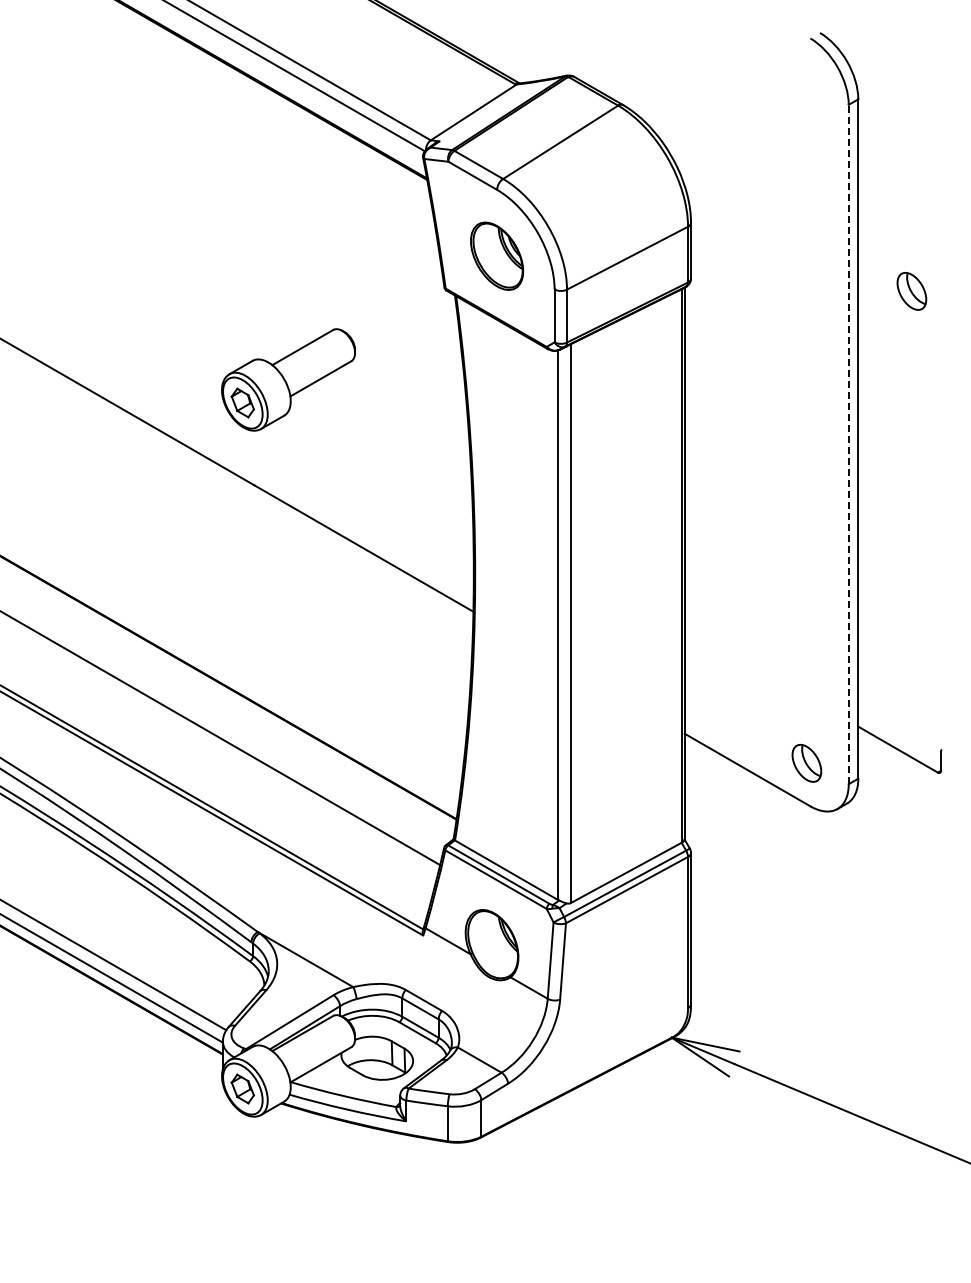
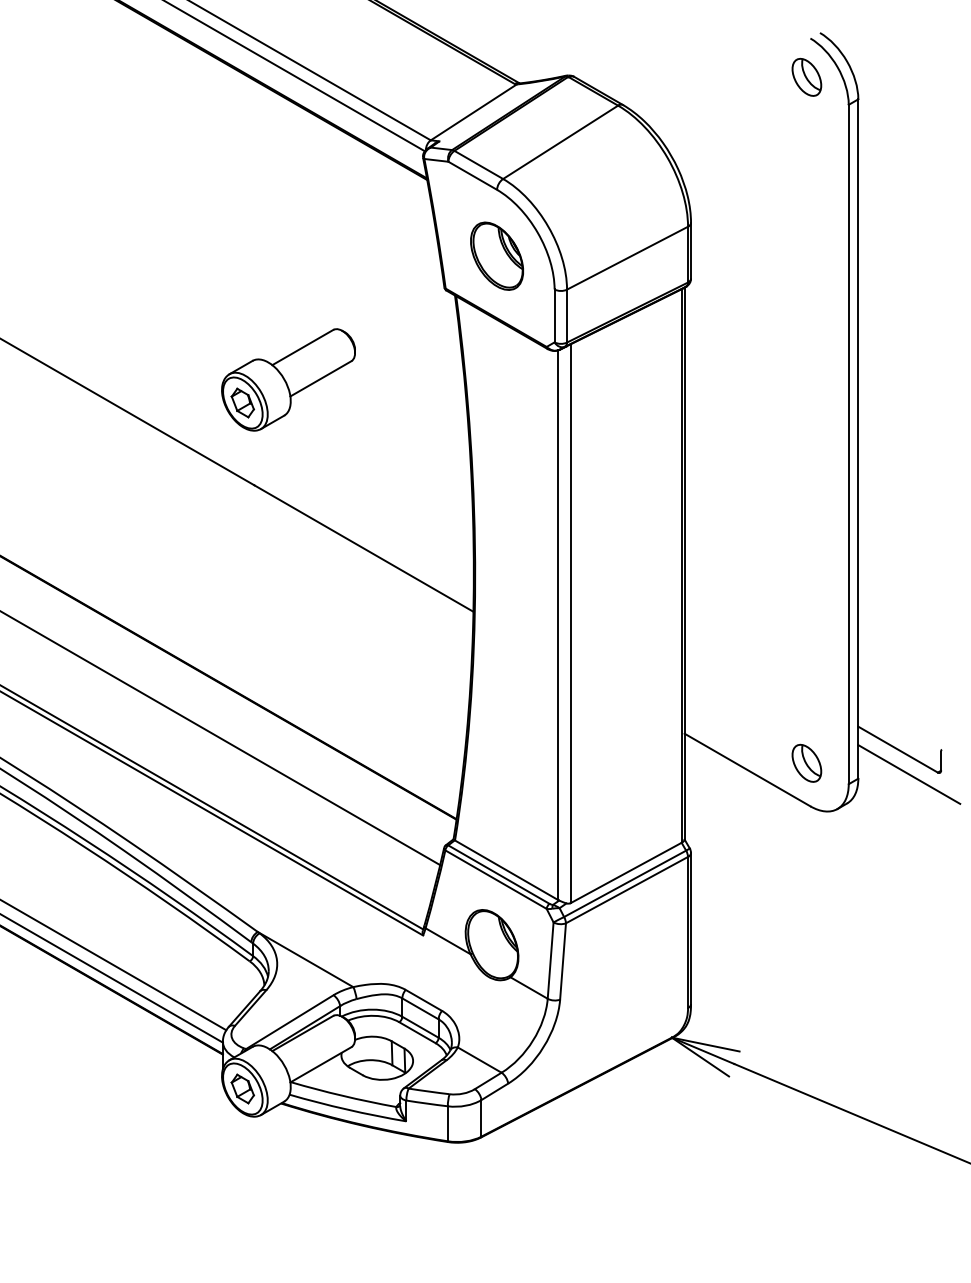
part position: (911, 290) -> (806, 76) (806, 76)
line: dashed -> solid (848, 444)
line: none -> present (909, 774)
